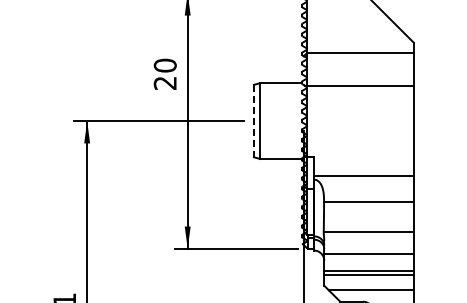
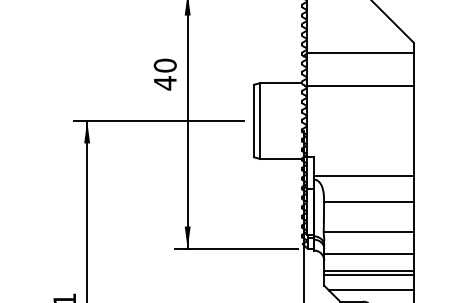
text: 20 -> 40 (164, 83)
line: dashed -> solid (253, 121)
